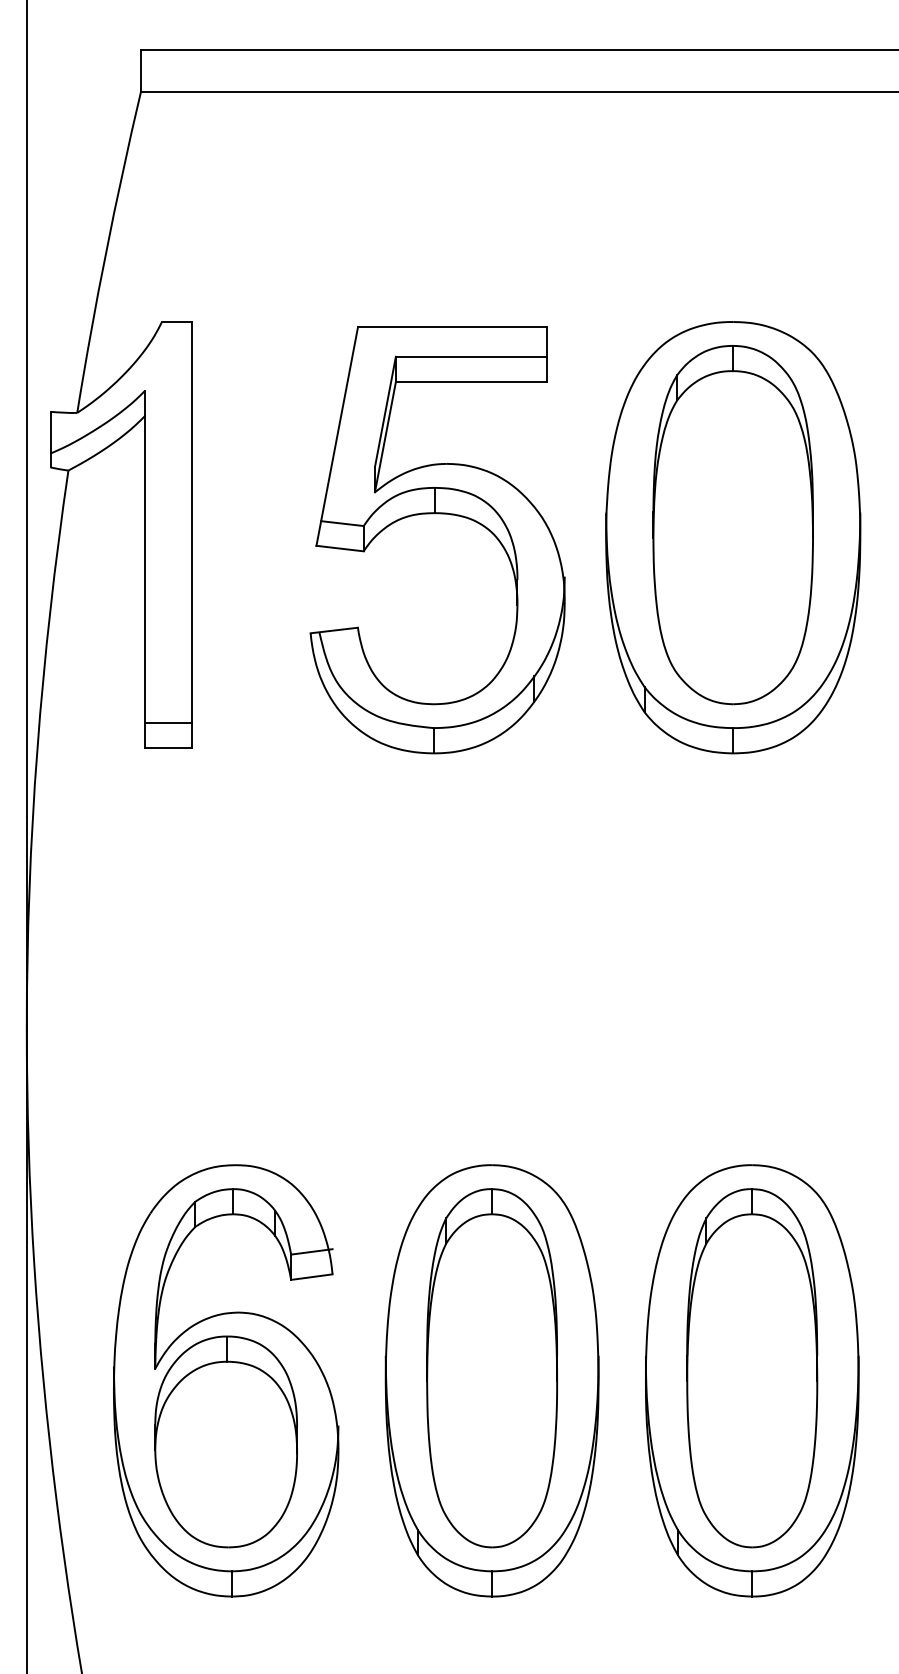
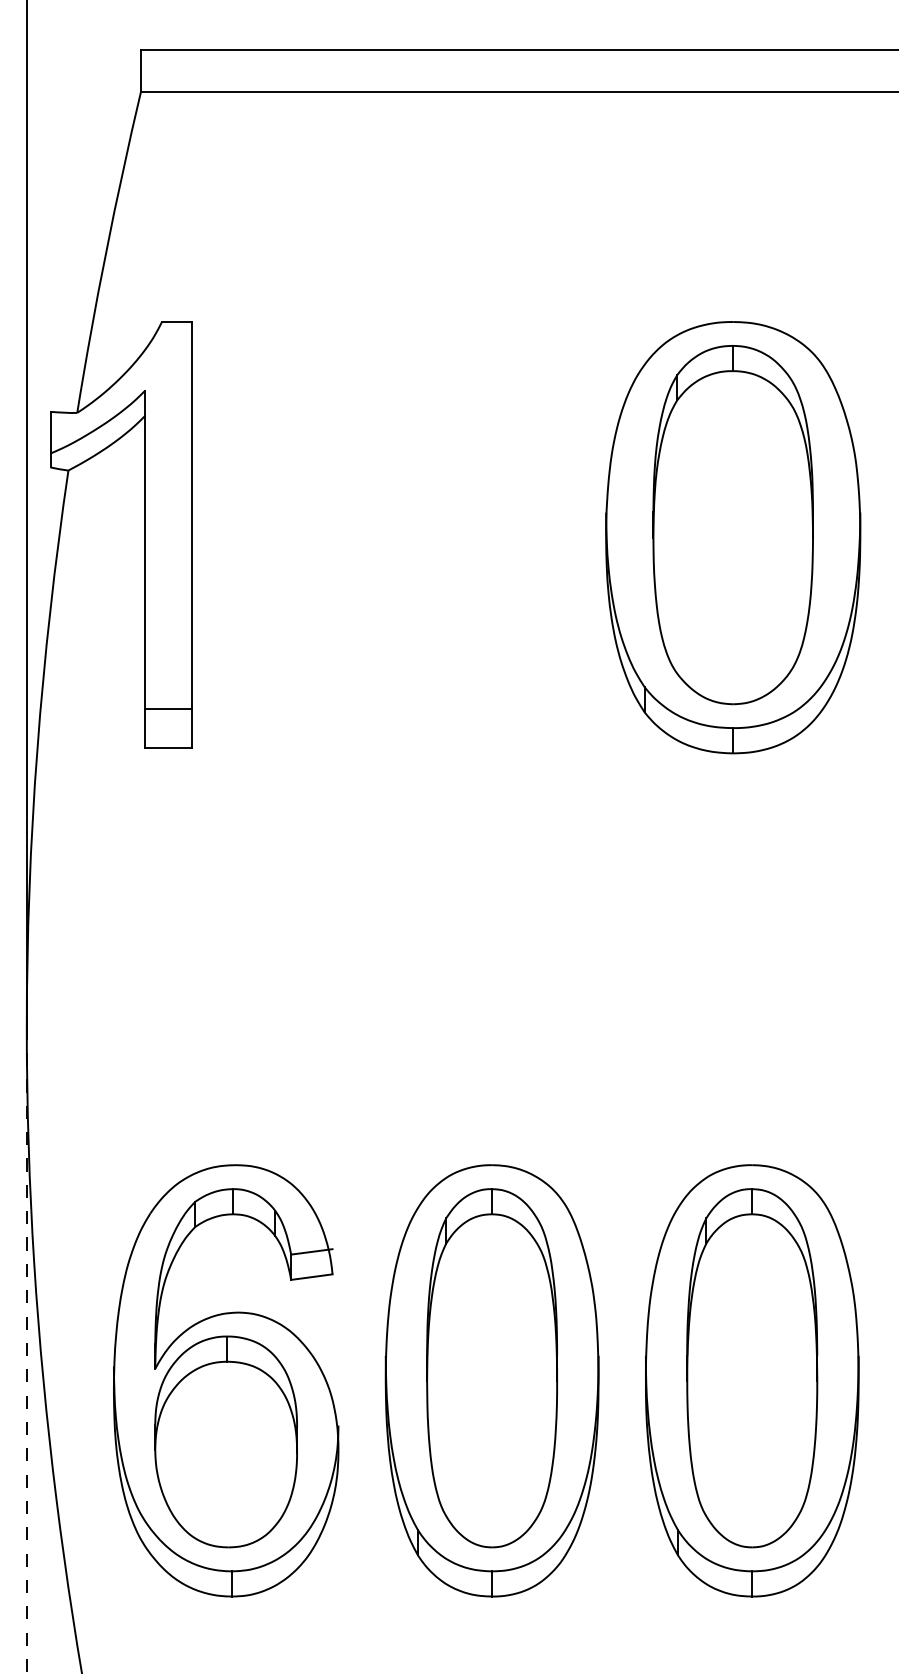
part: present -> none (437, 514)
line position: (168, 722) -> (168, 708) (168, 708)
line: solid -> dashed (26, 1350)
